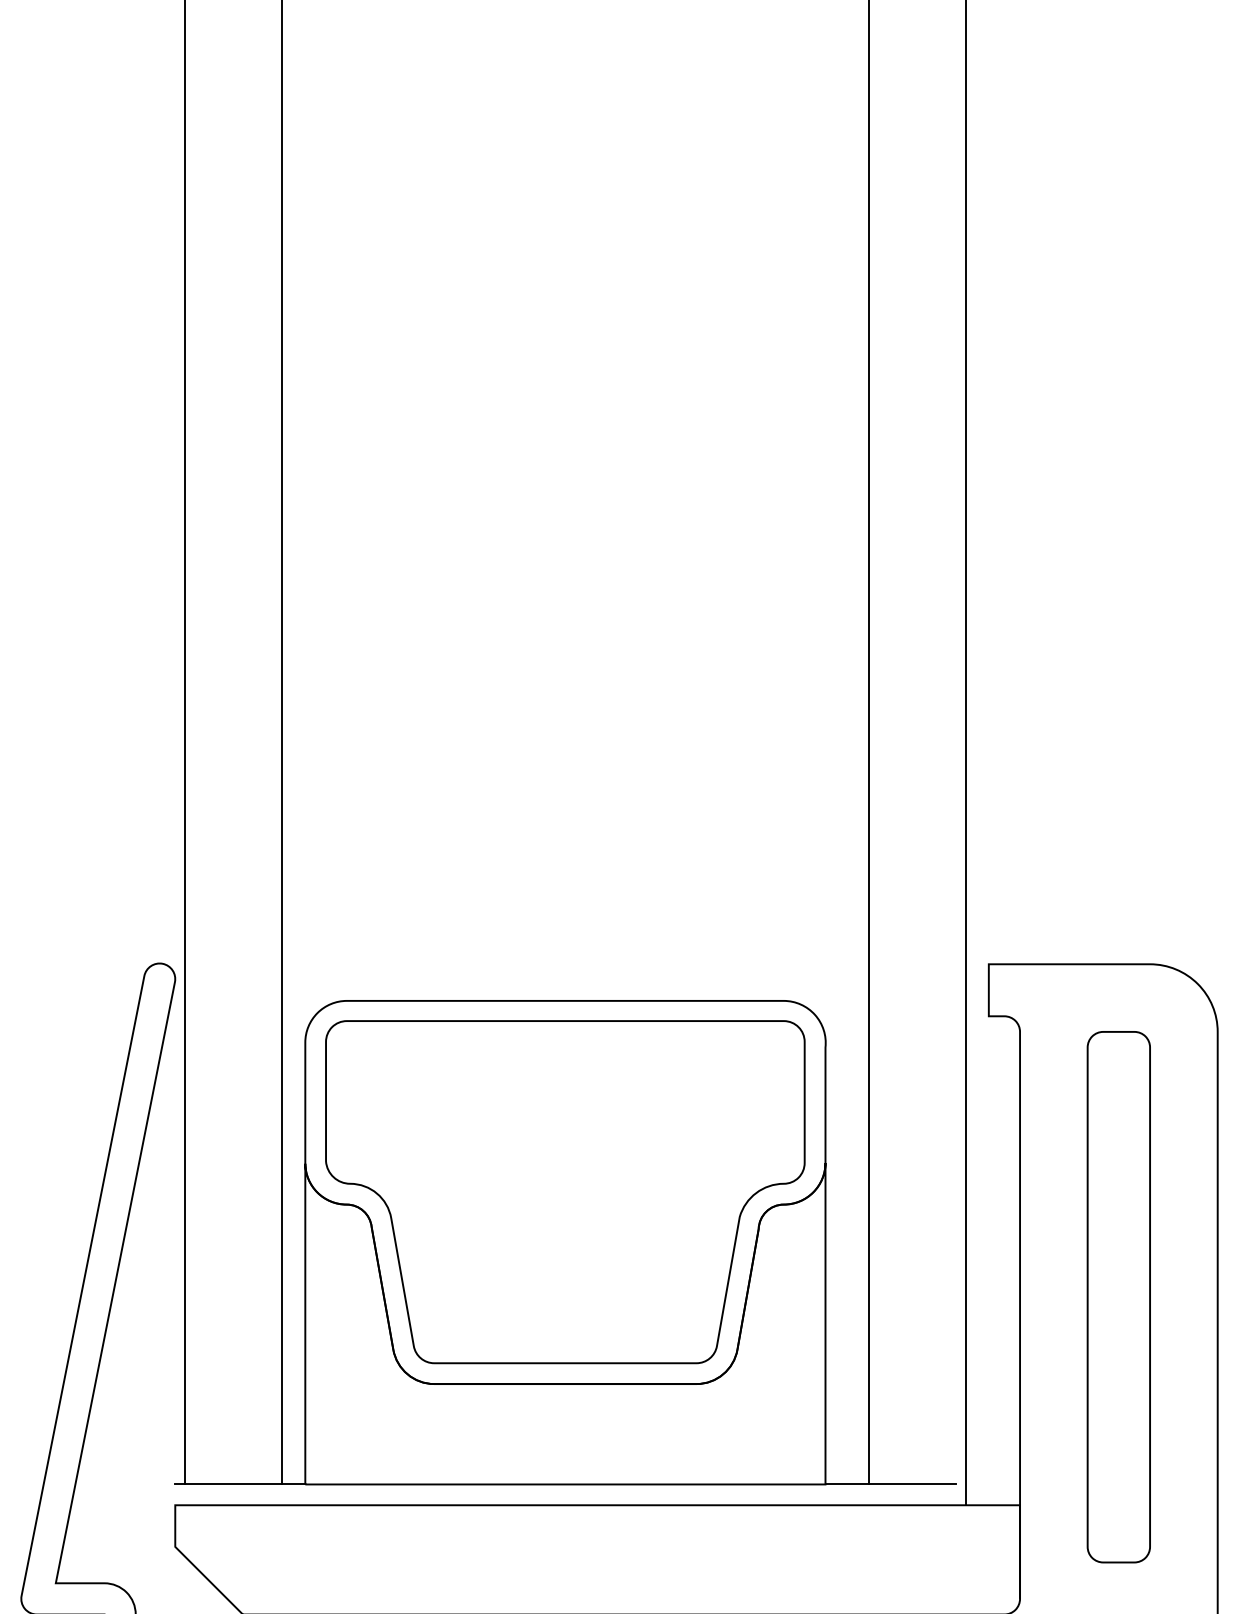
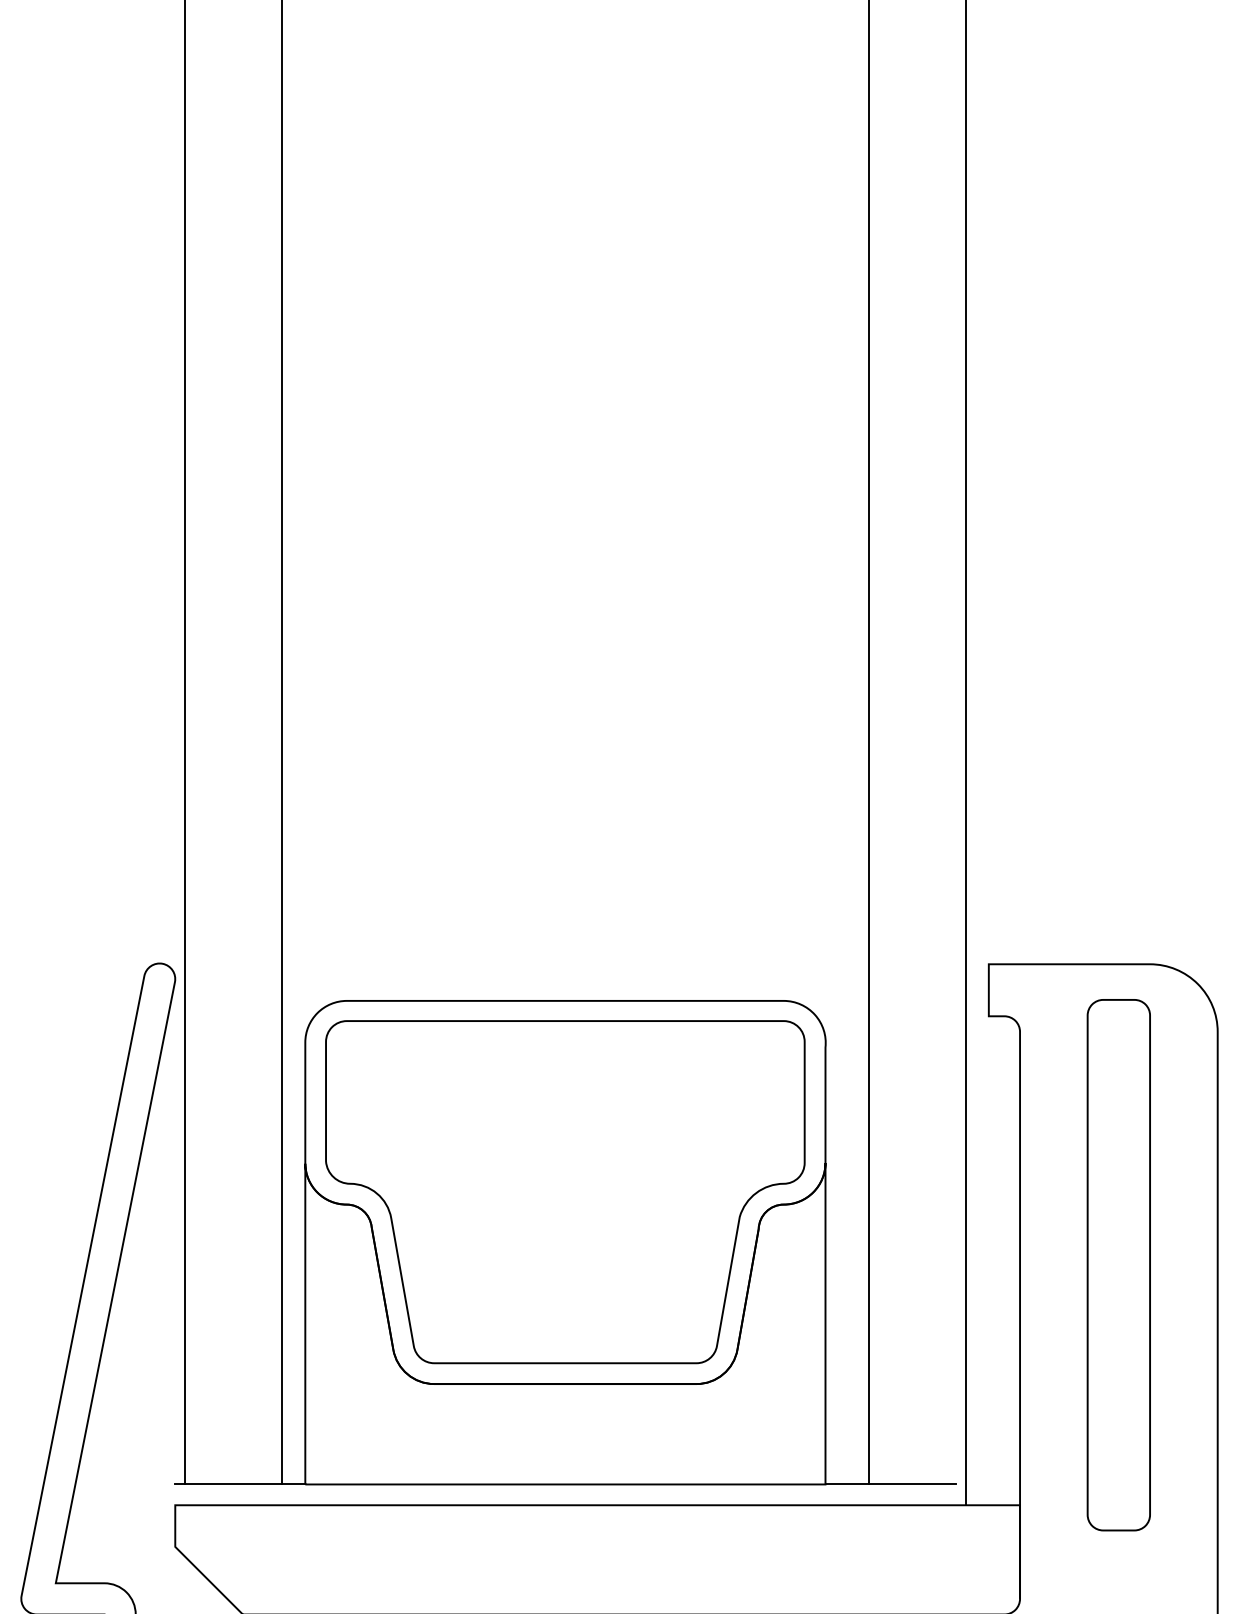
part position: (1118, 1297) -> (1118, 1265) (1118, 1265)
